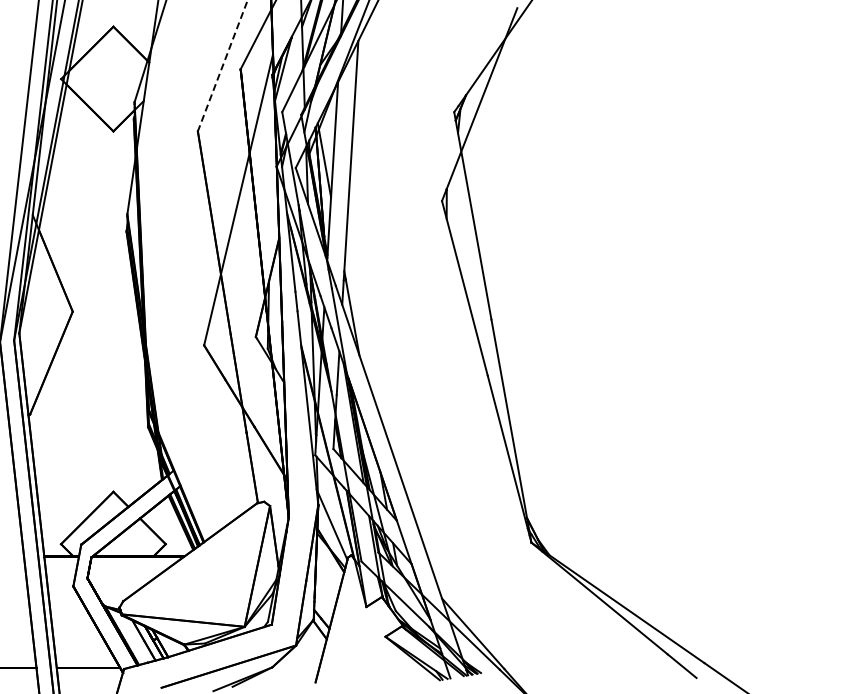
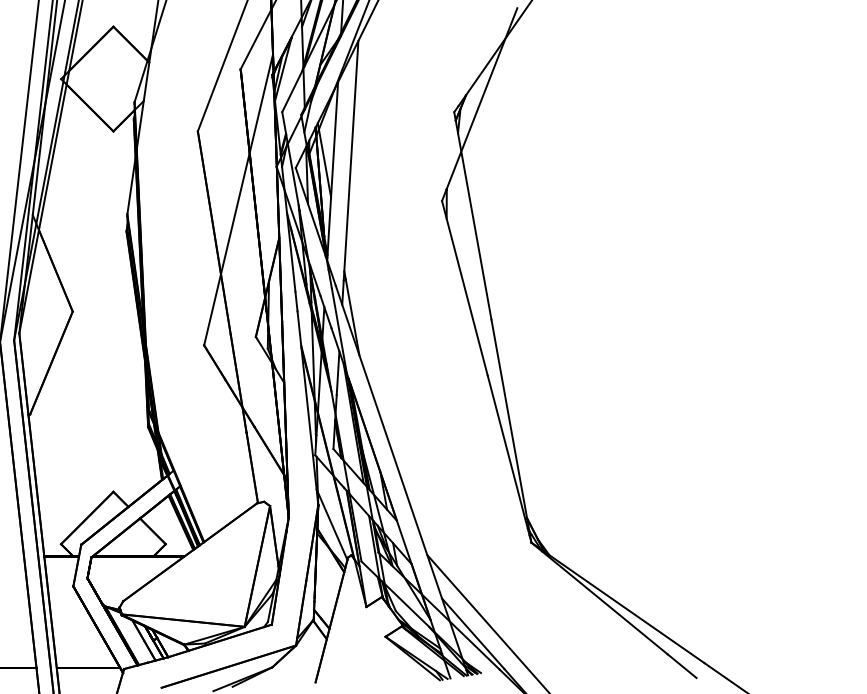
line: dashed -> solid (222, 65)
line: none -> present (487, 622)
